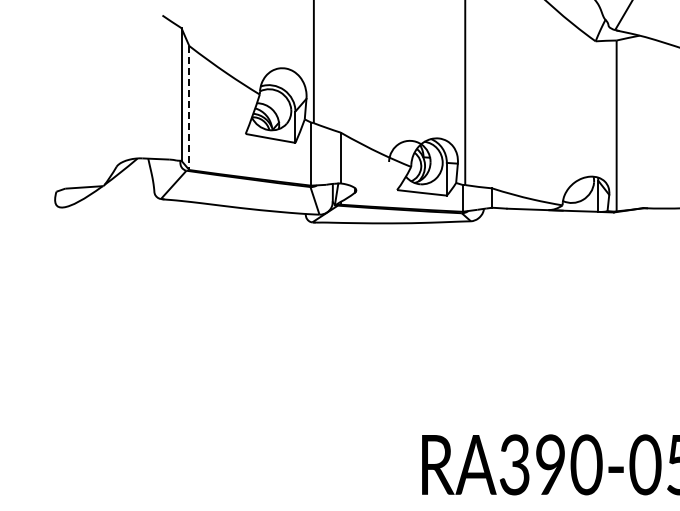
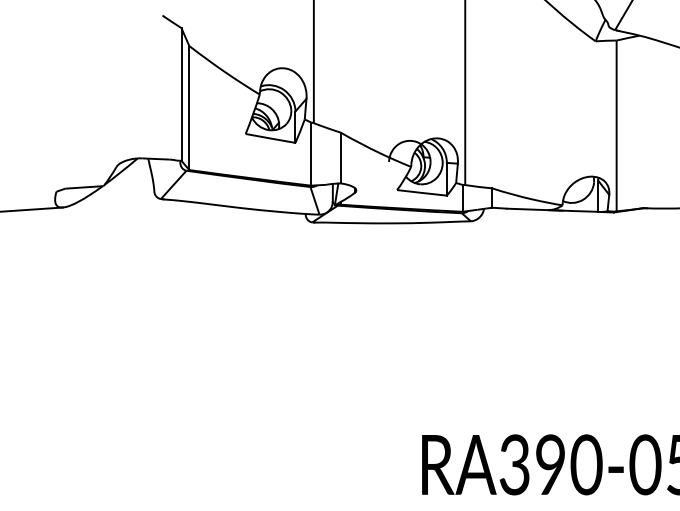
line: dashed -> solid (189, 108)
line: none -> present (32, 209)
